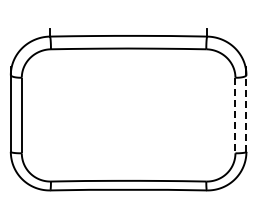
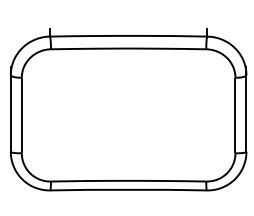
line: dashed -> solid (246, 112)
line: dashed -> solid (235, 115)
